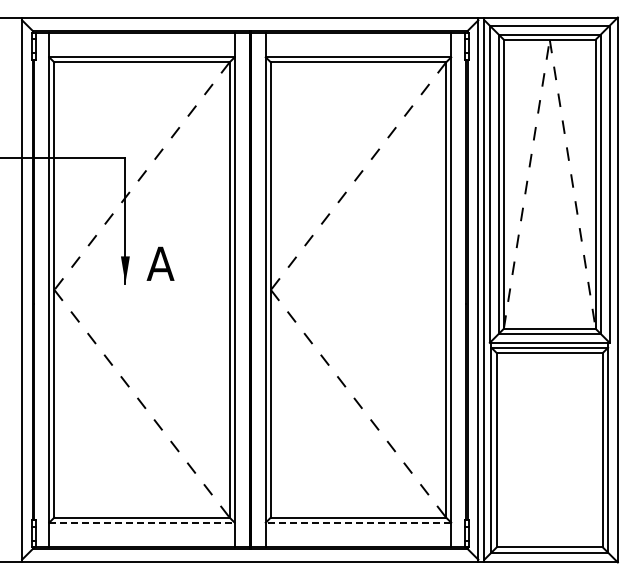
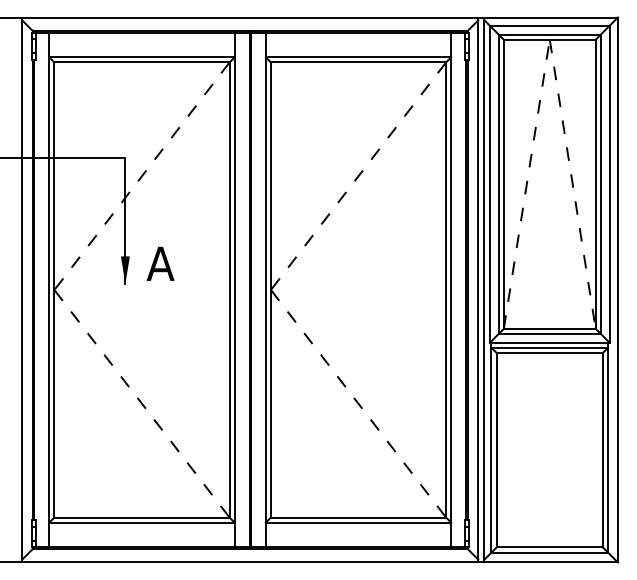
line: dashed -> solid (141, 522)
line: dashed -> solid (358, 522)
